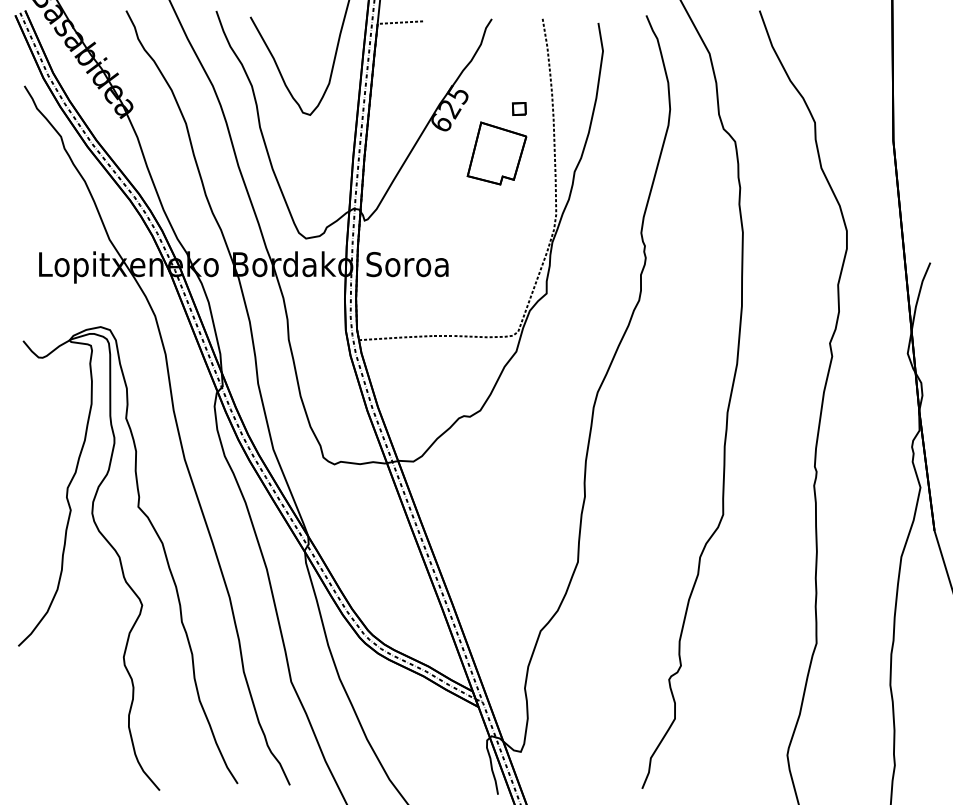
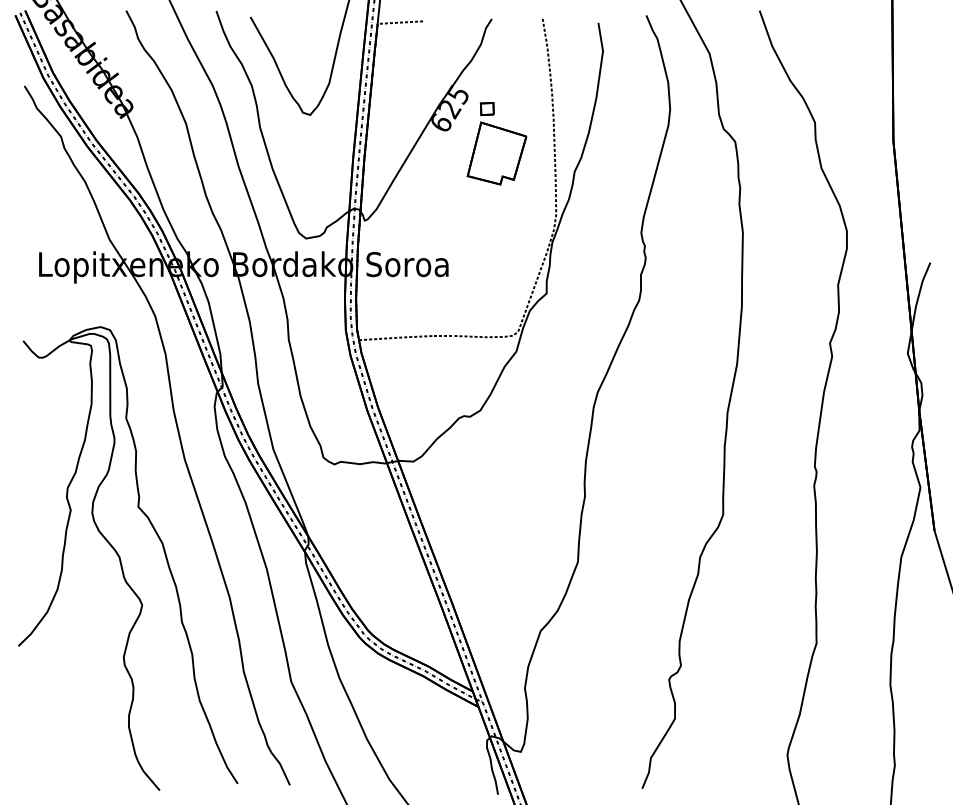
part position: (519, 108) -> (487, 108) (487, 108)
